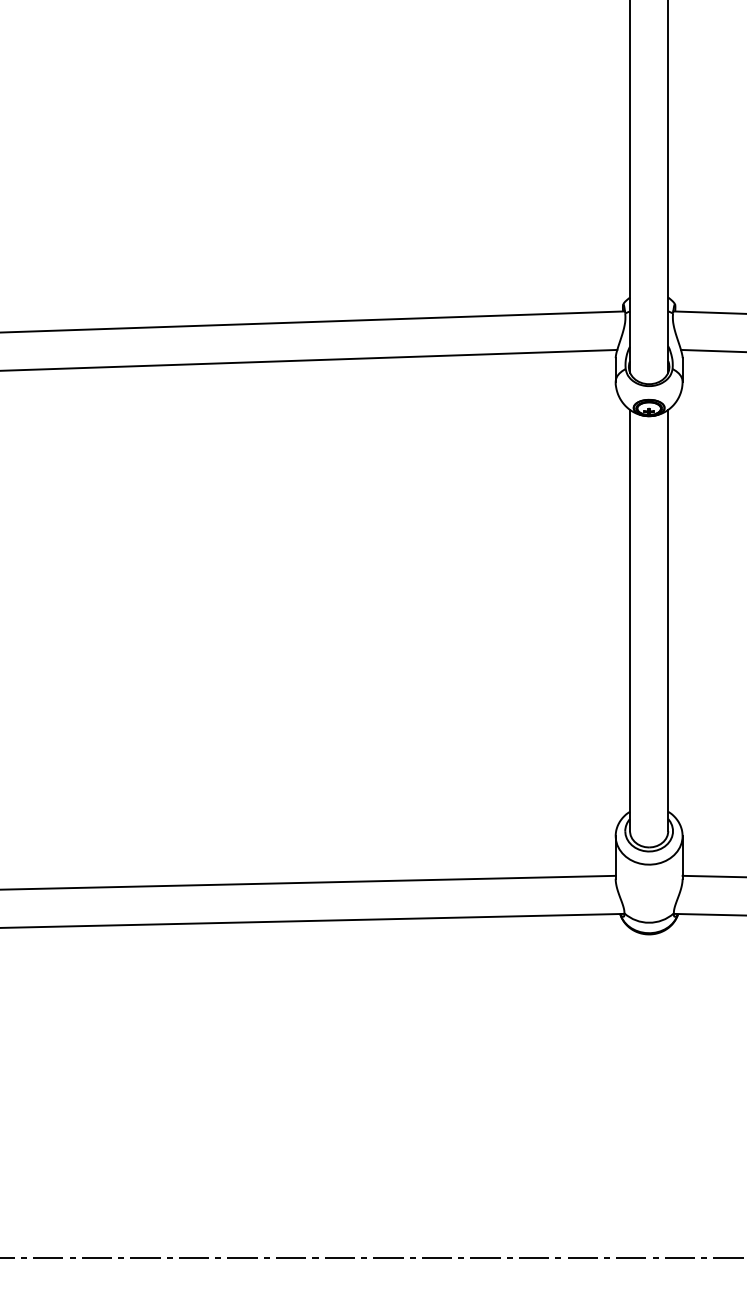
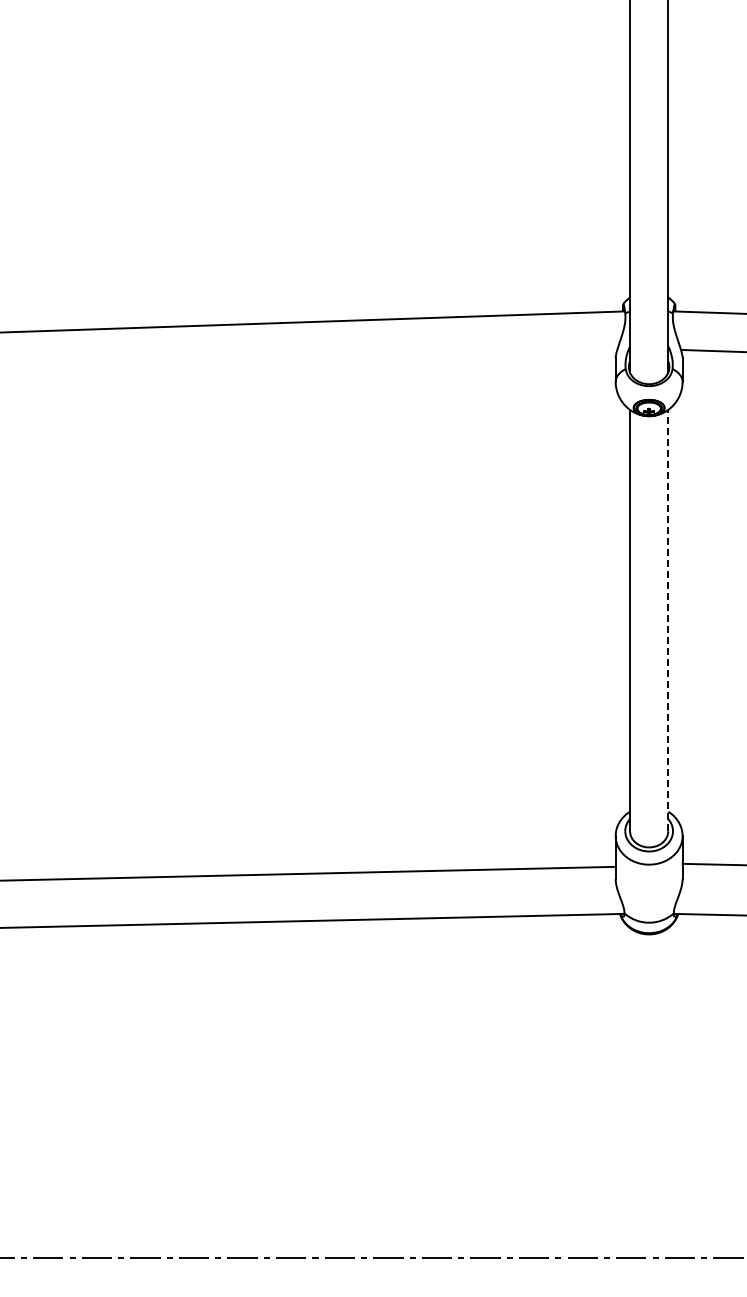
line: present -> none (309, 359)
line: solid -> dashed (668, 620)
line position: (712, 876) -> (712, 864) (712, 864)
line position: (308, 882) -> (308, 873) (308, 873)
